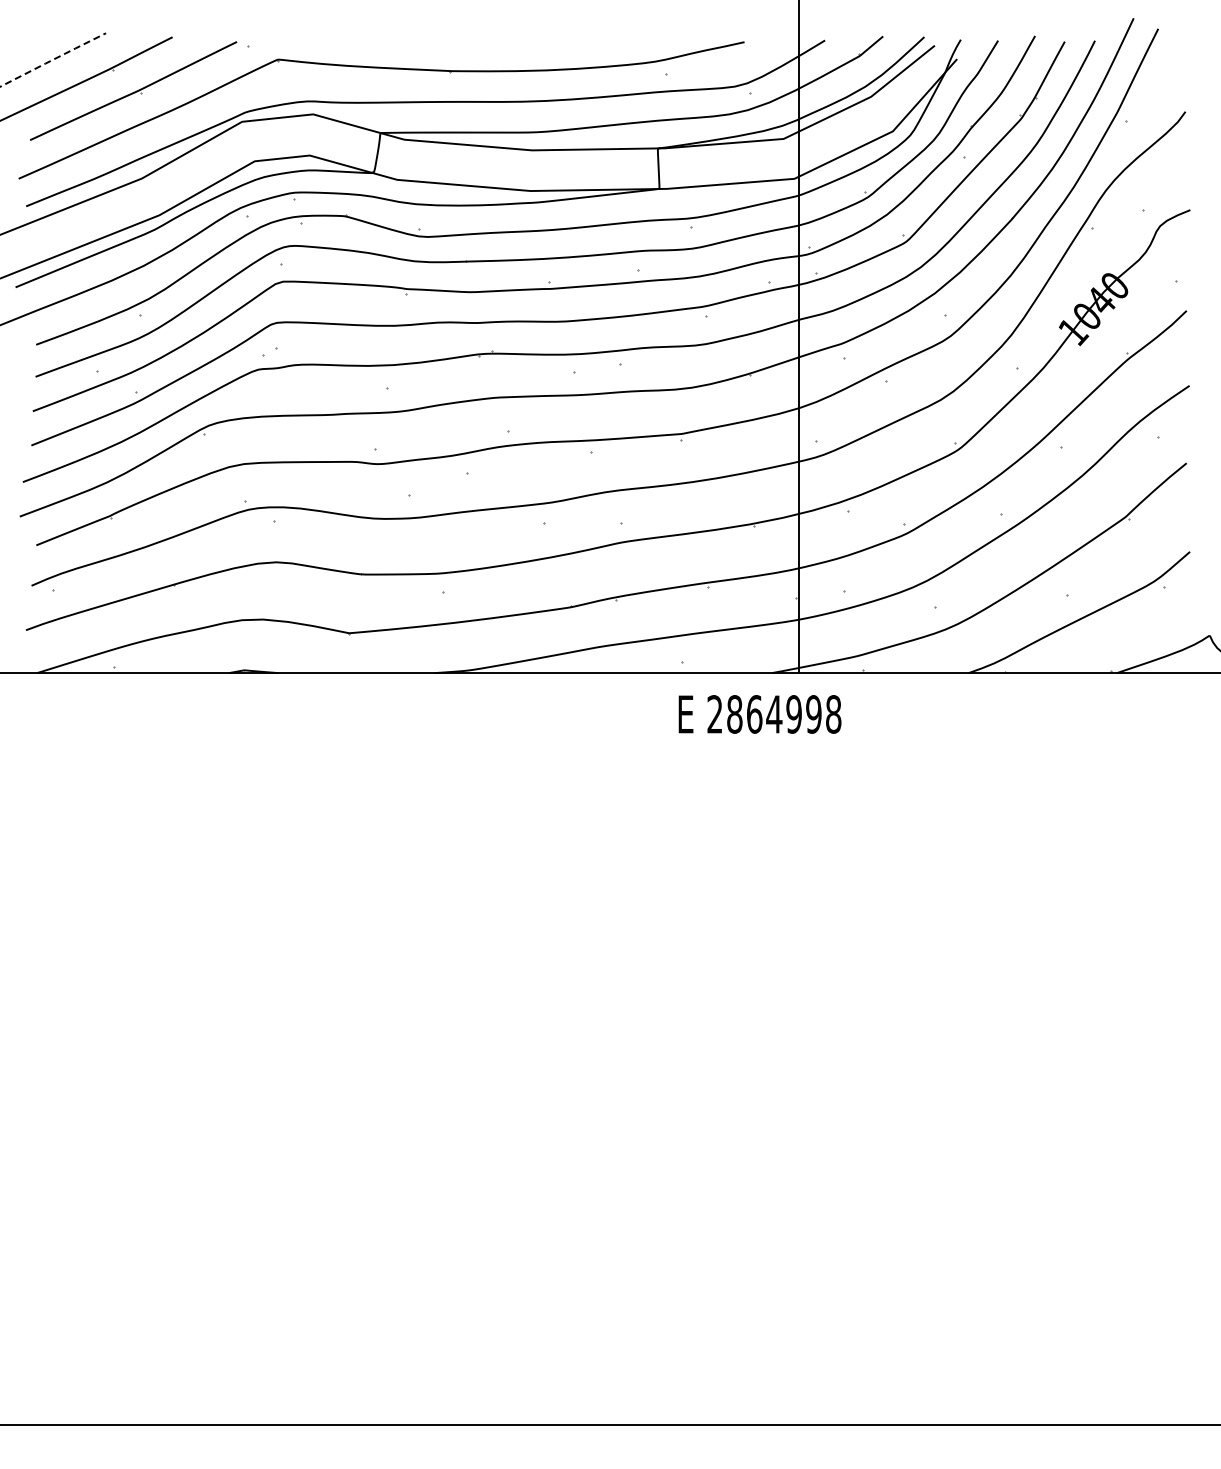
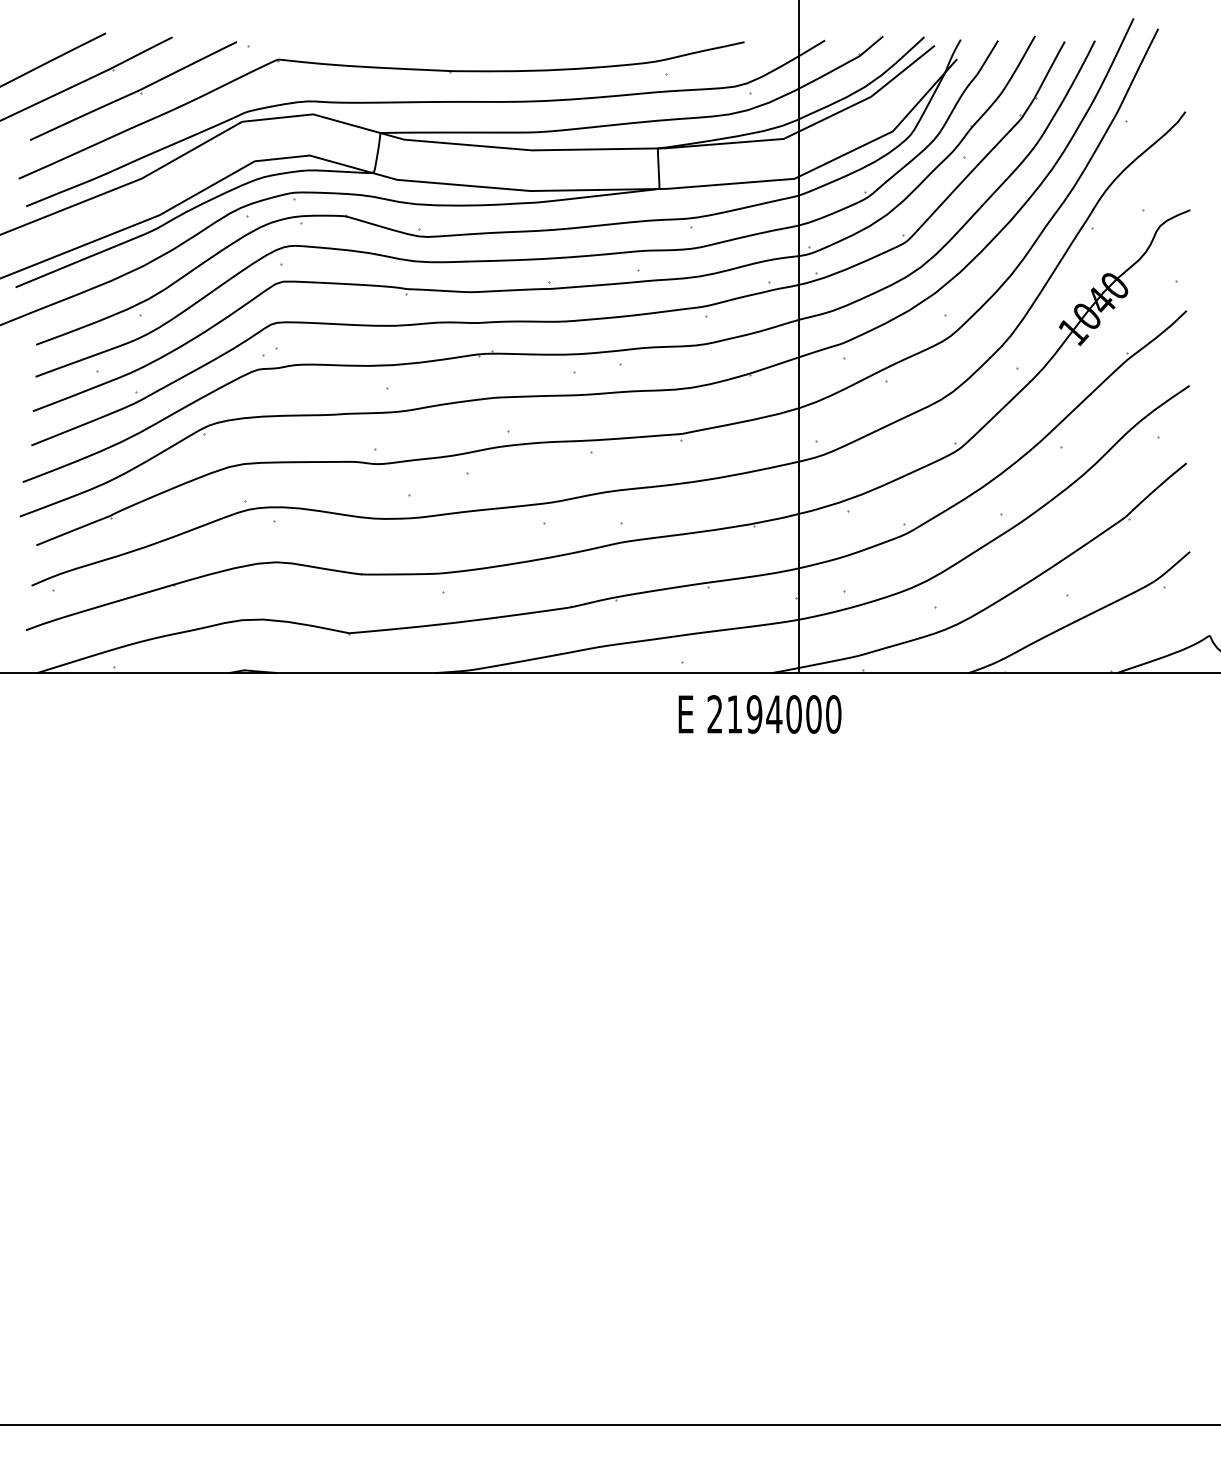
line: dashed -> solid (53, 59)
text: 2864998 -> 2194000 (784, 714)
